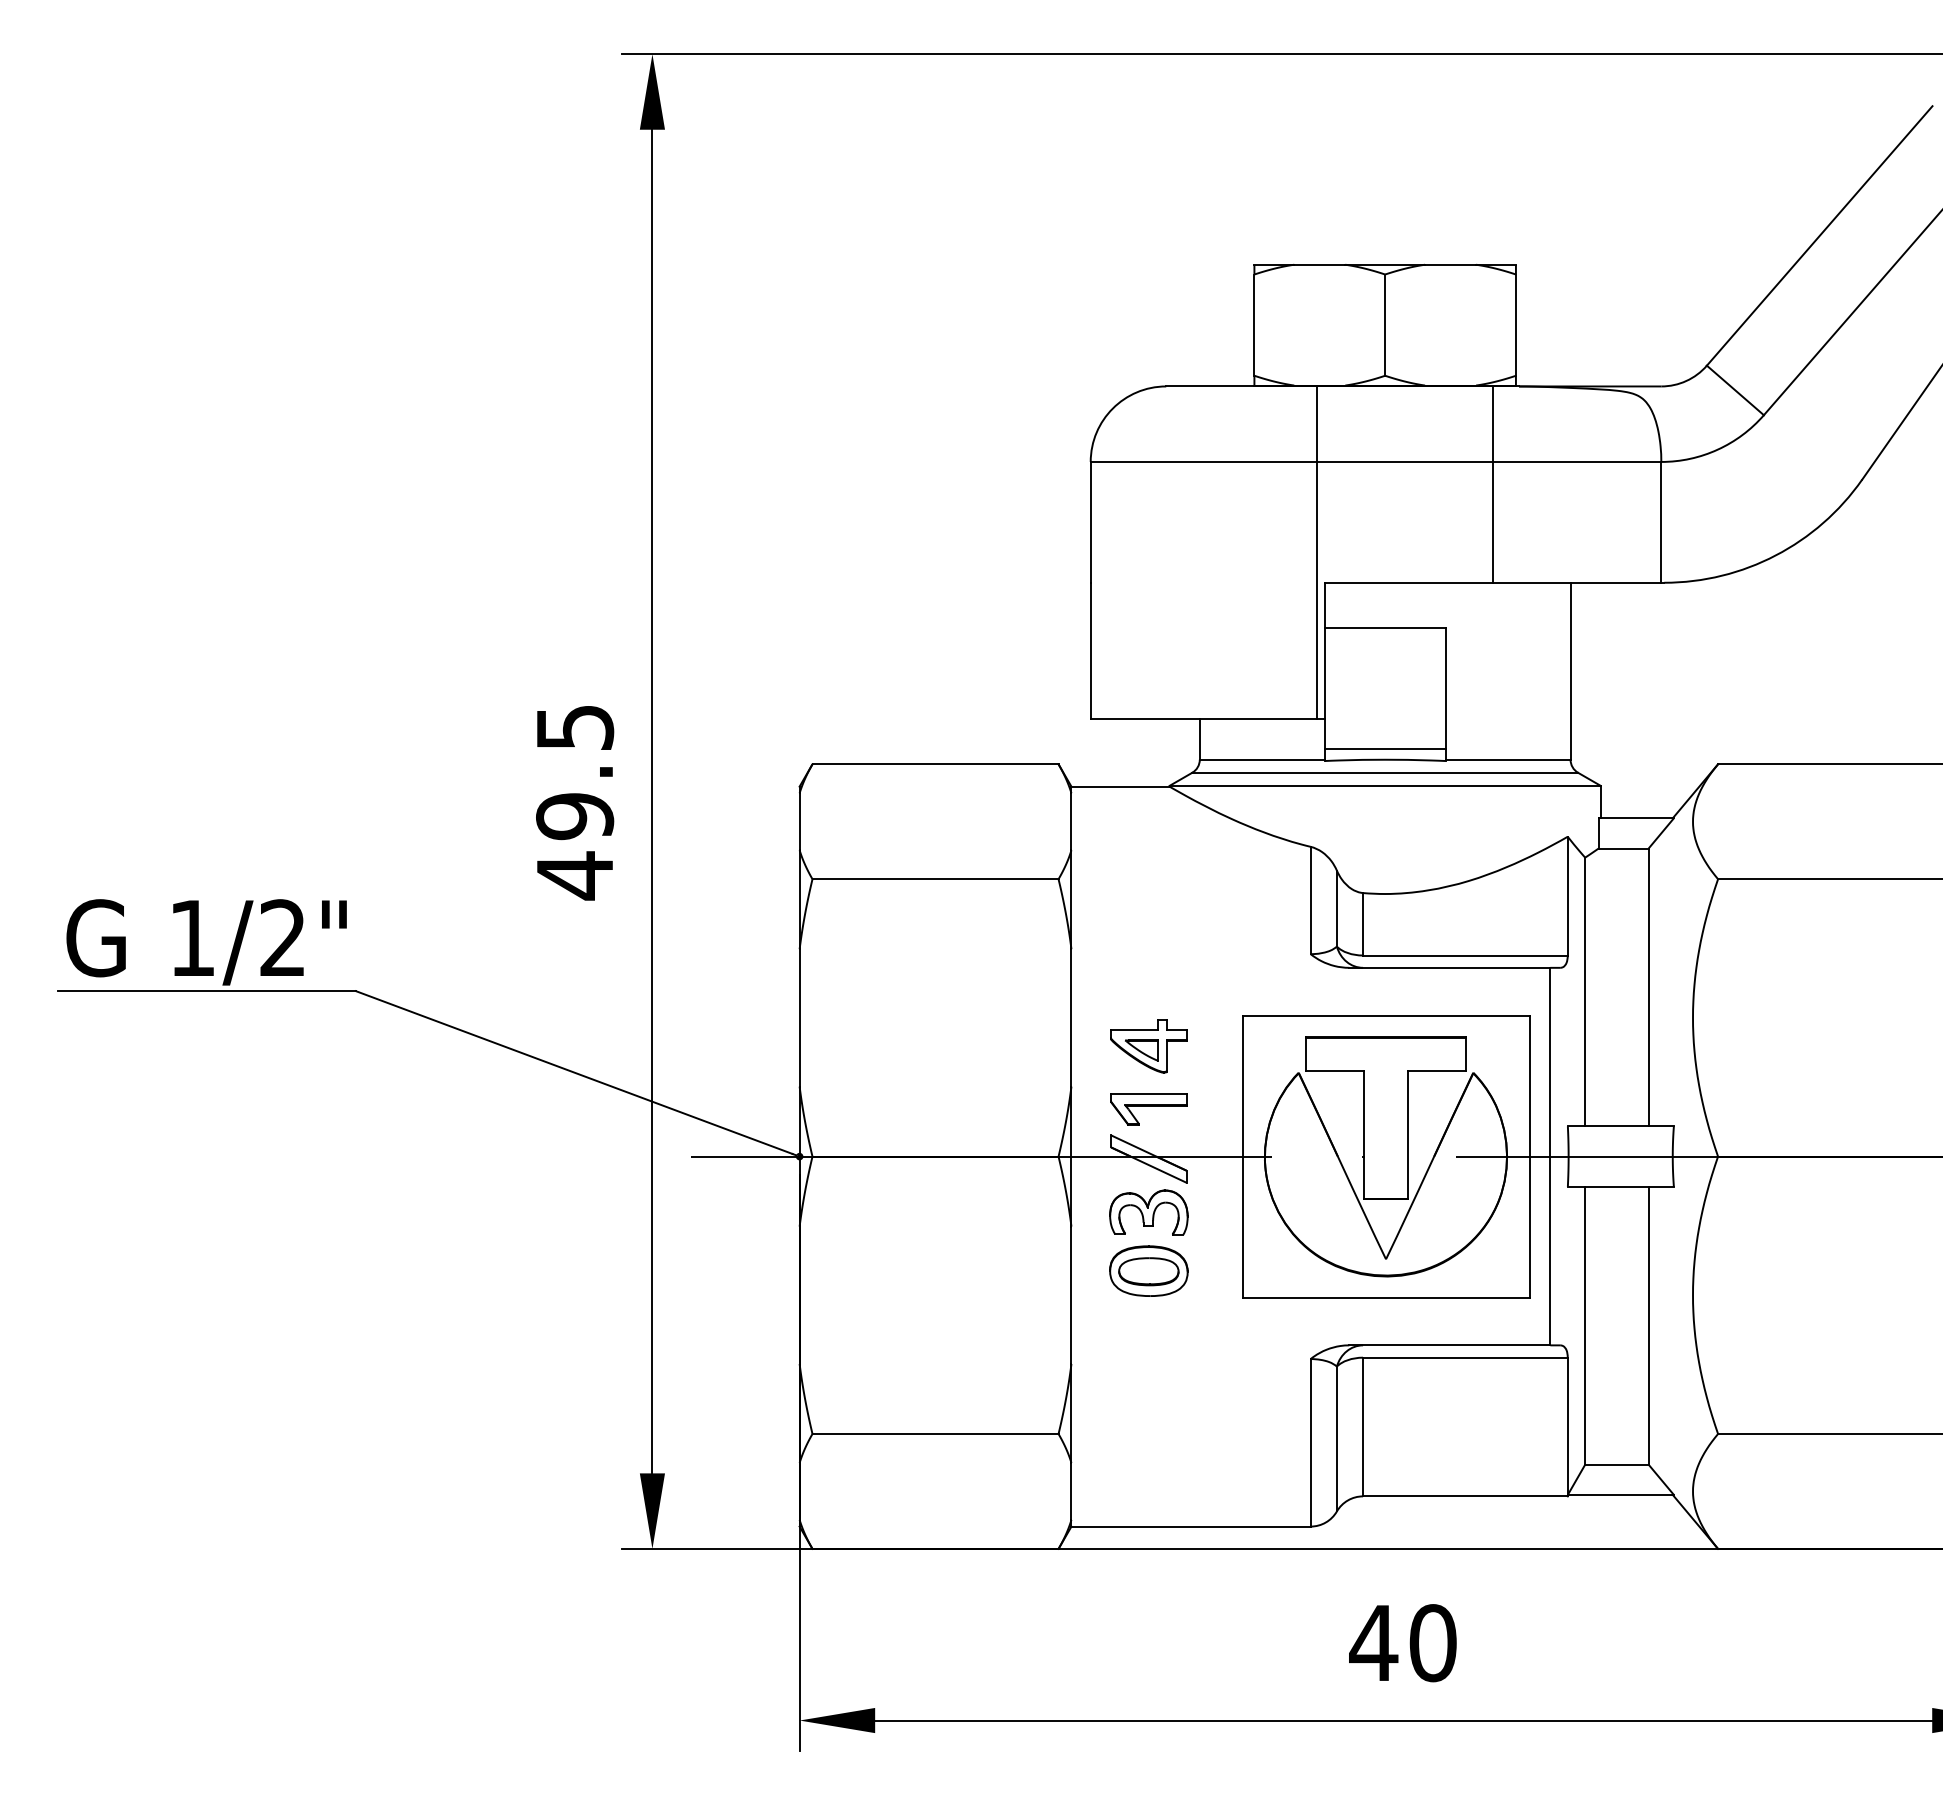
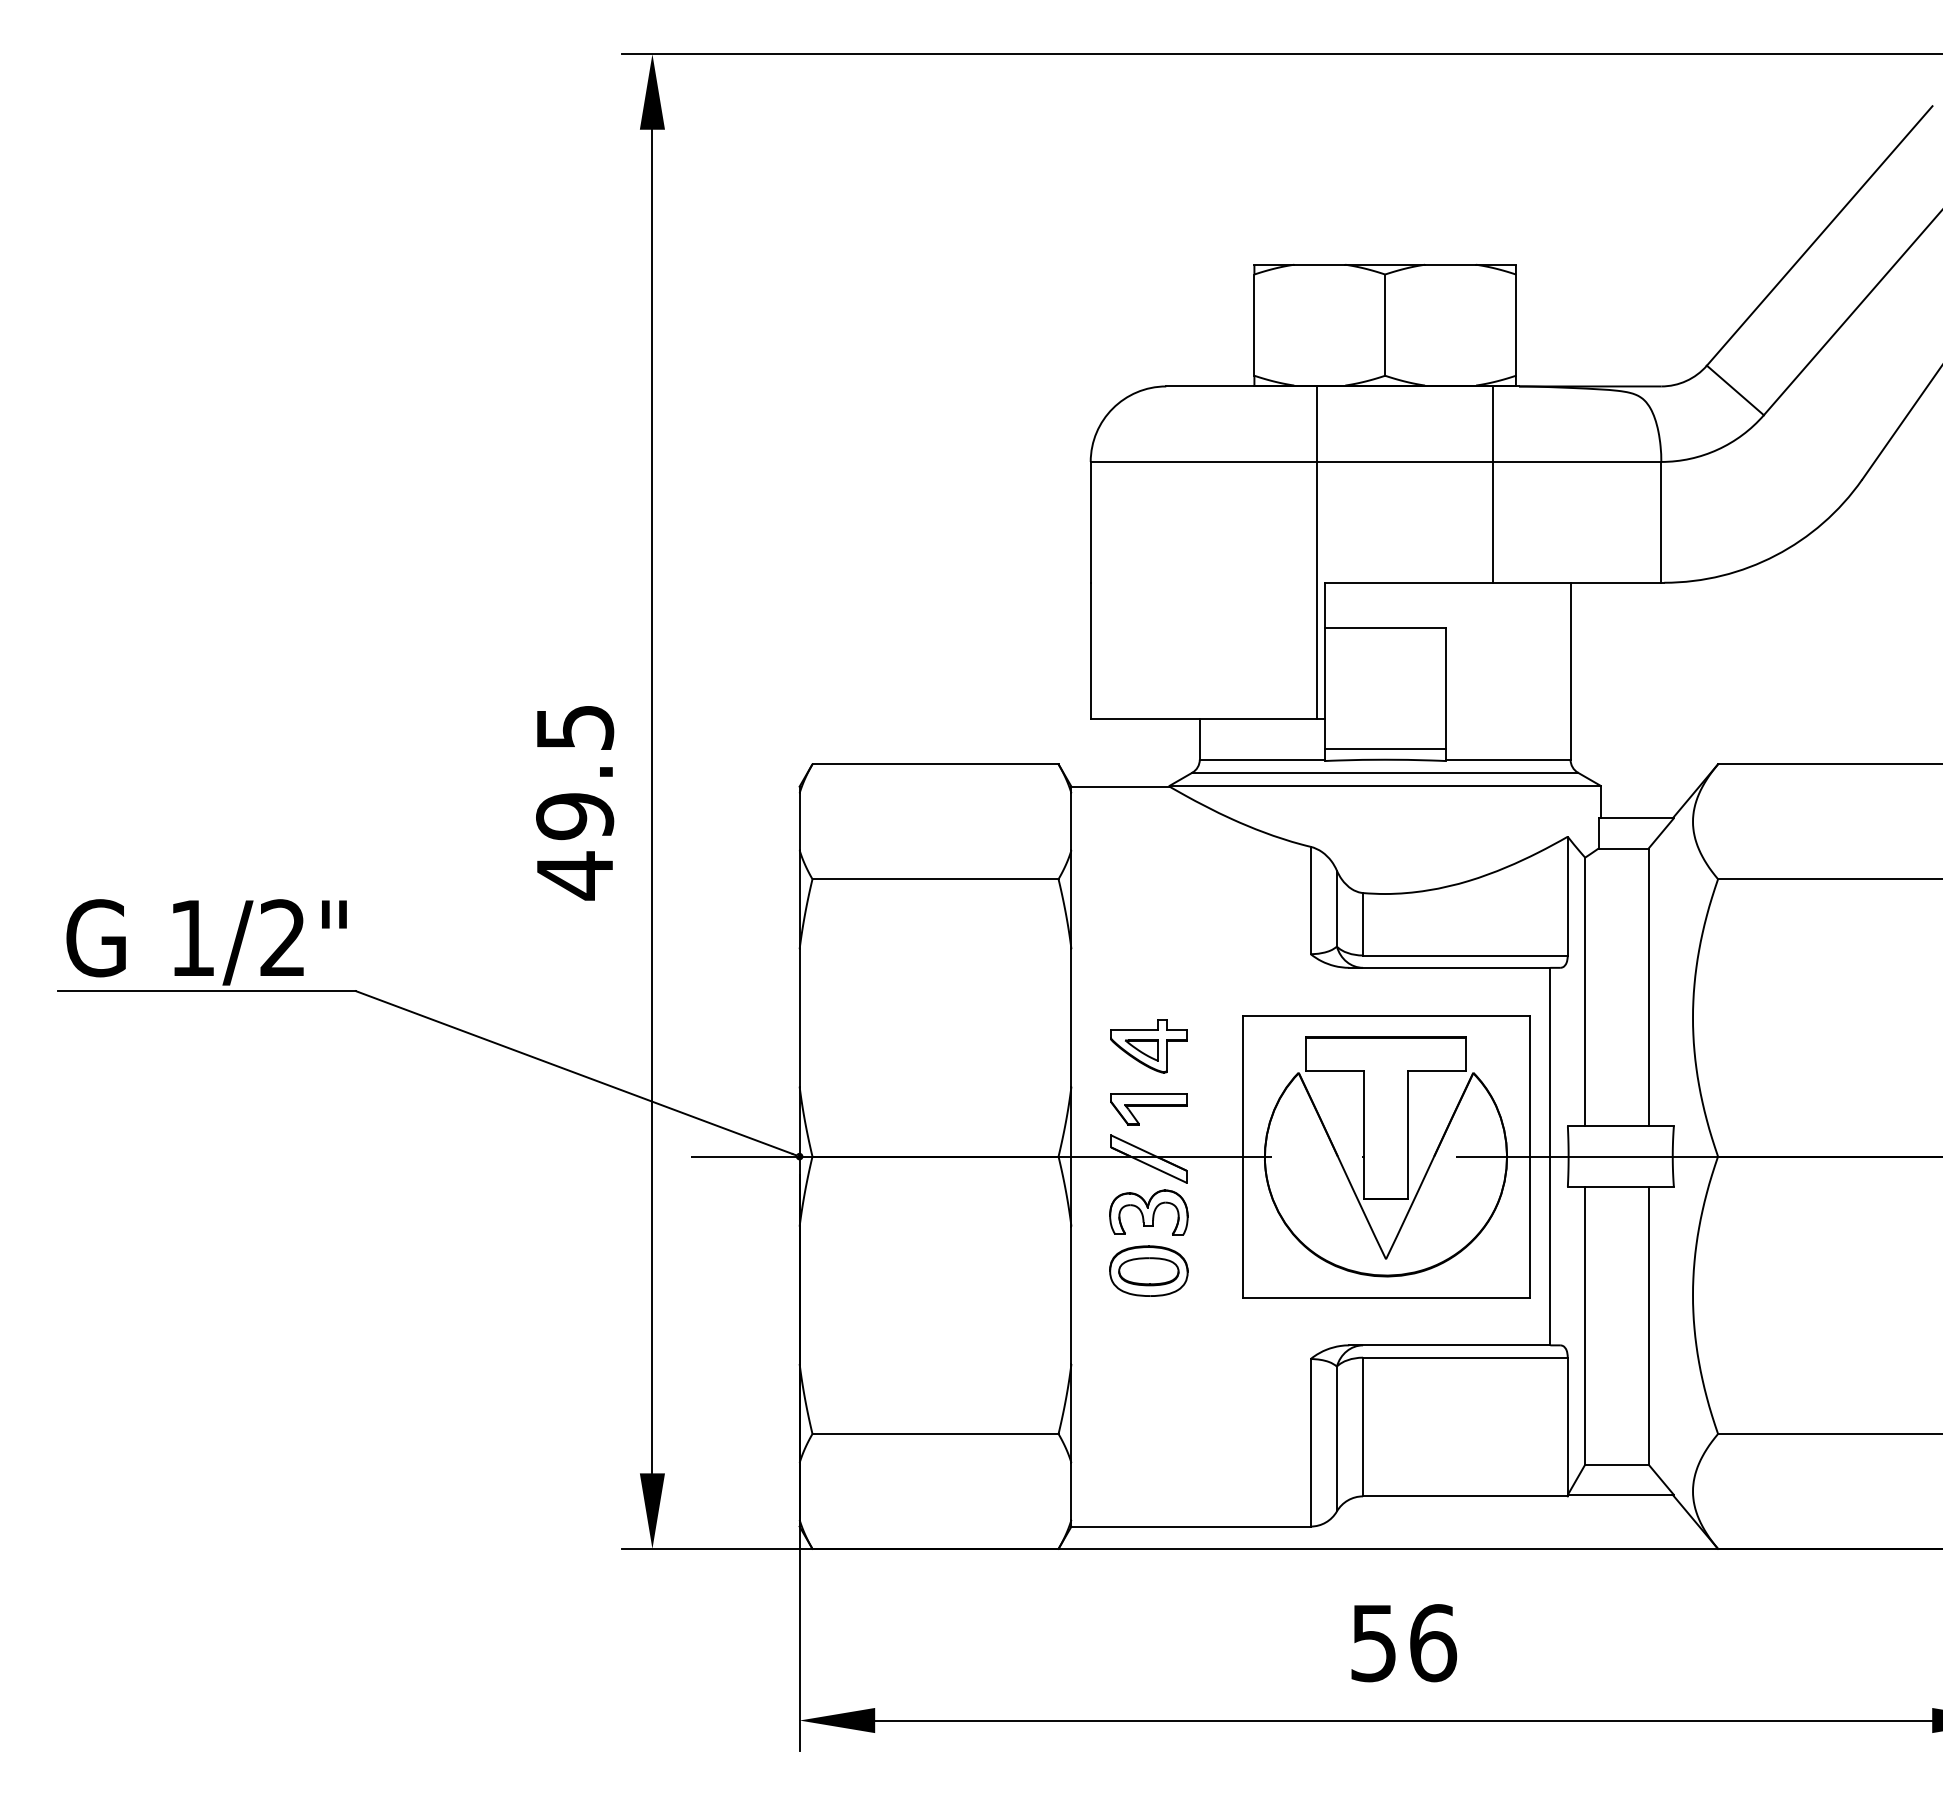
text: 40 -> 56 (1403, 1643)
